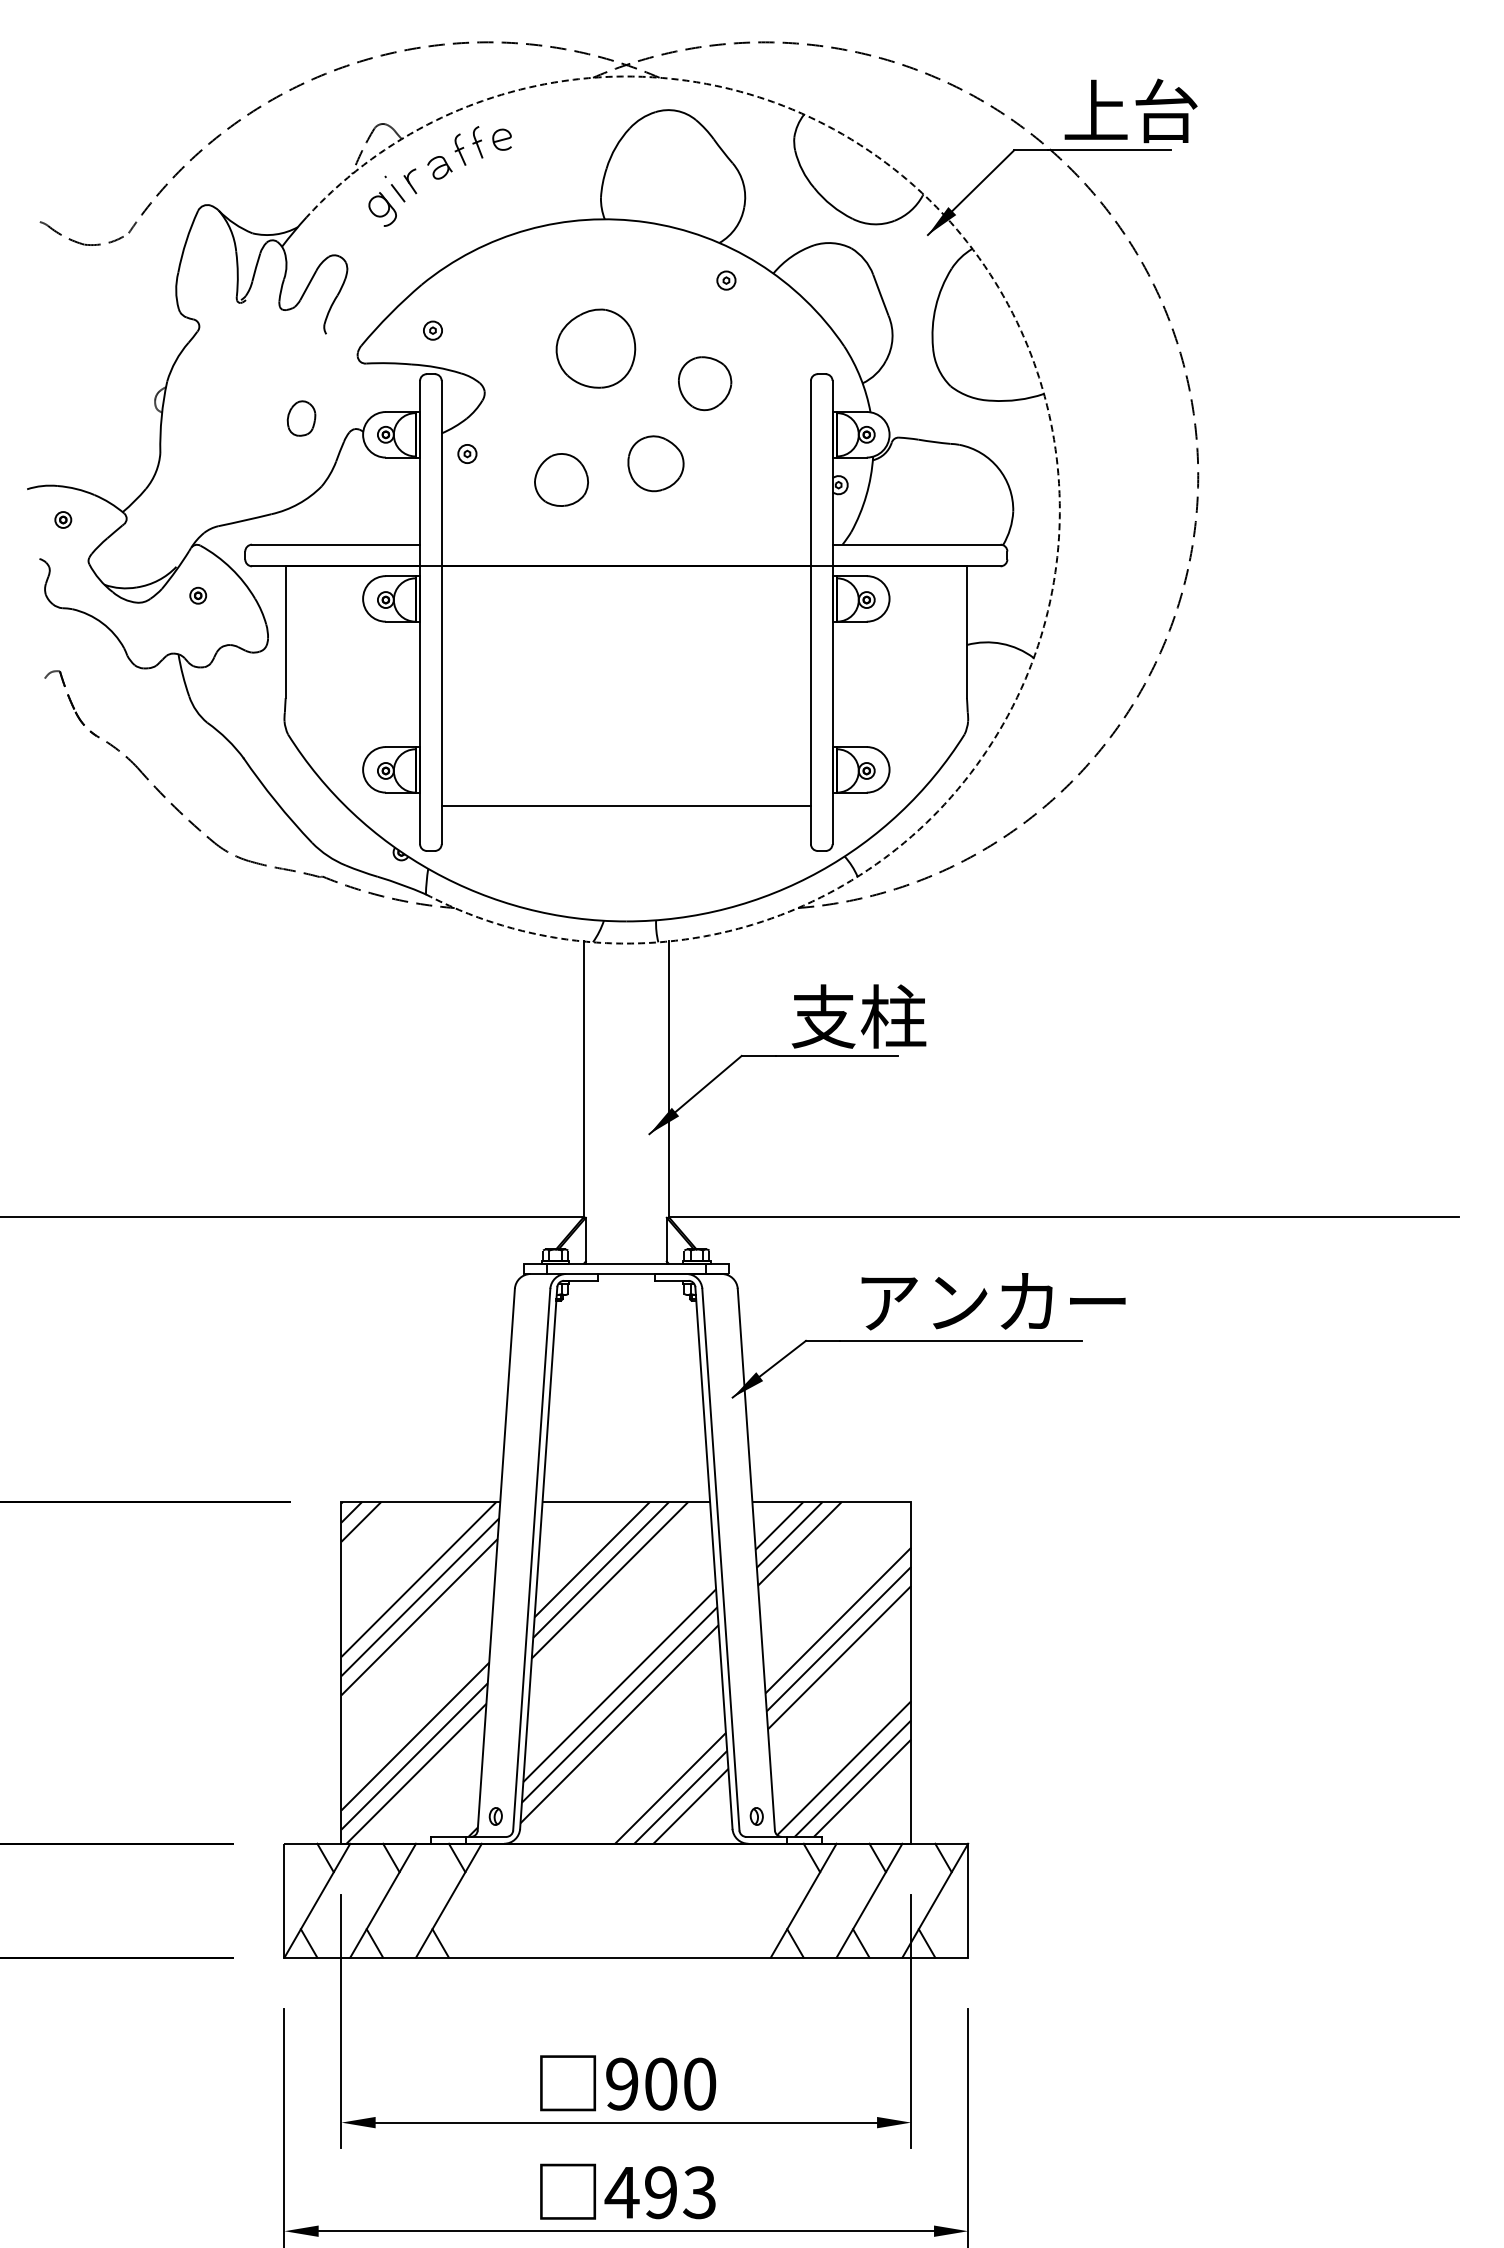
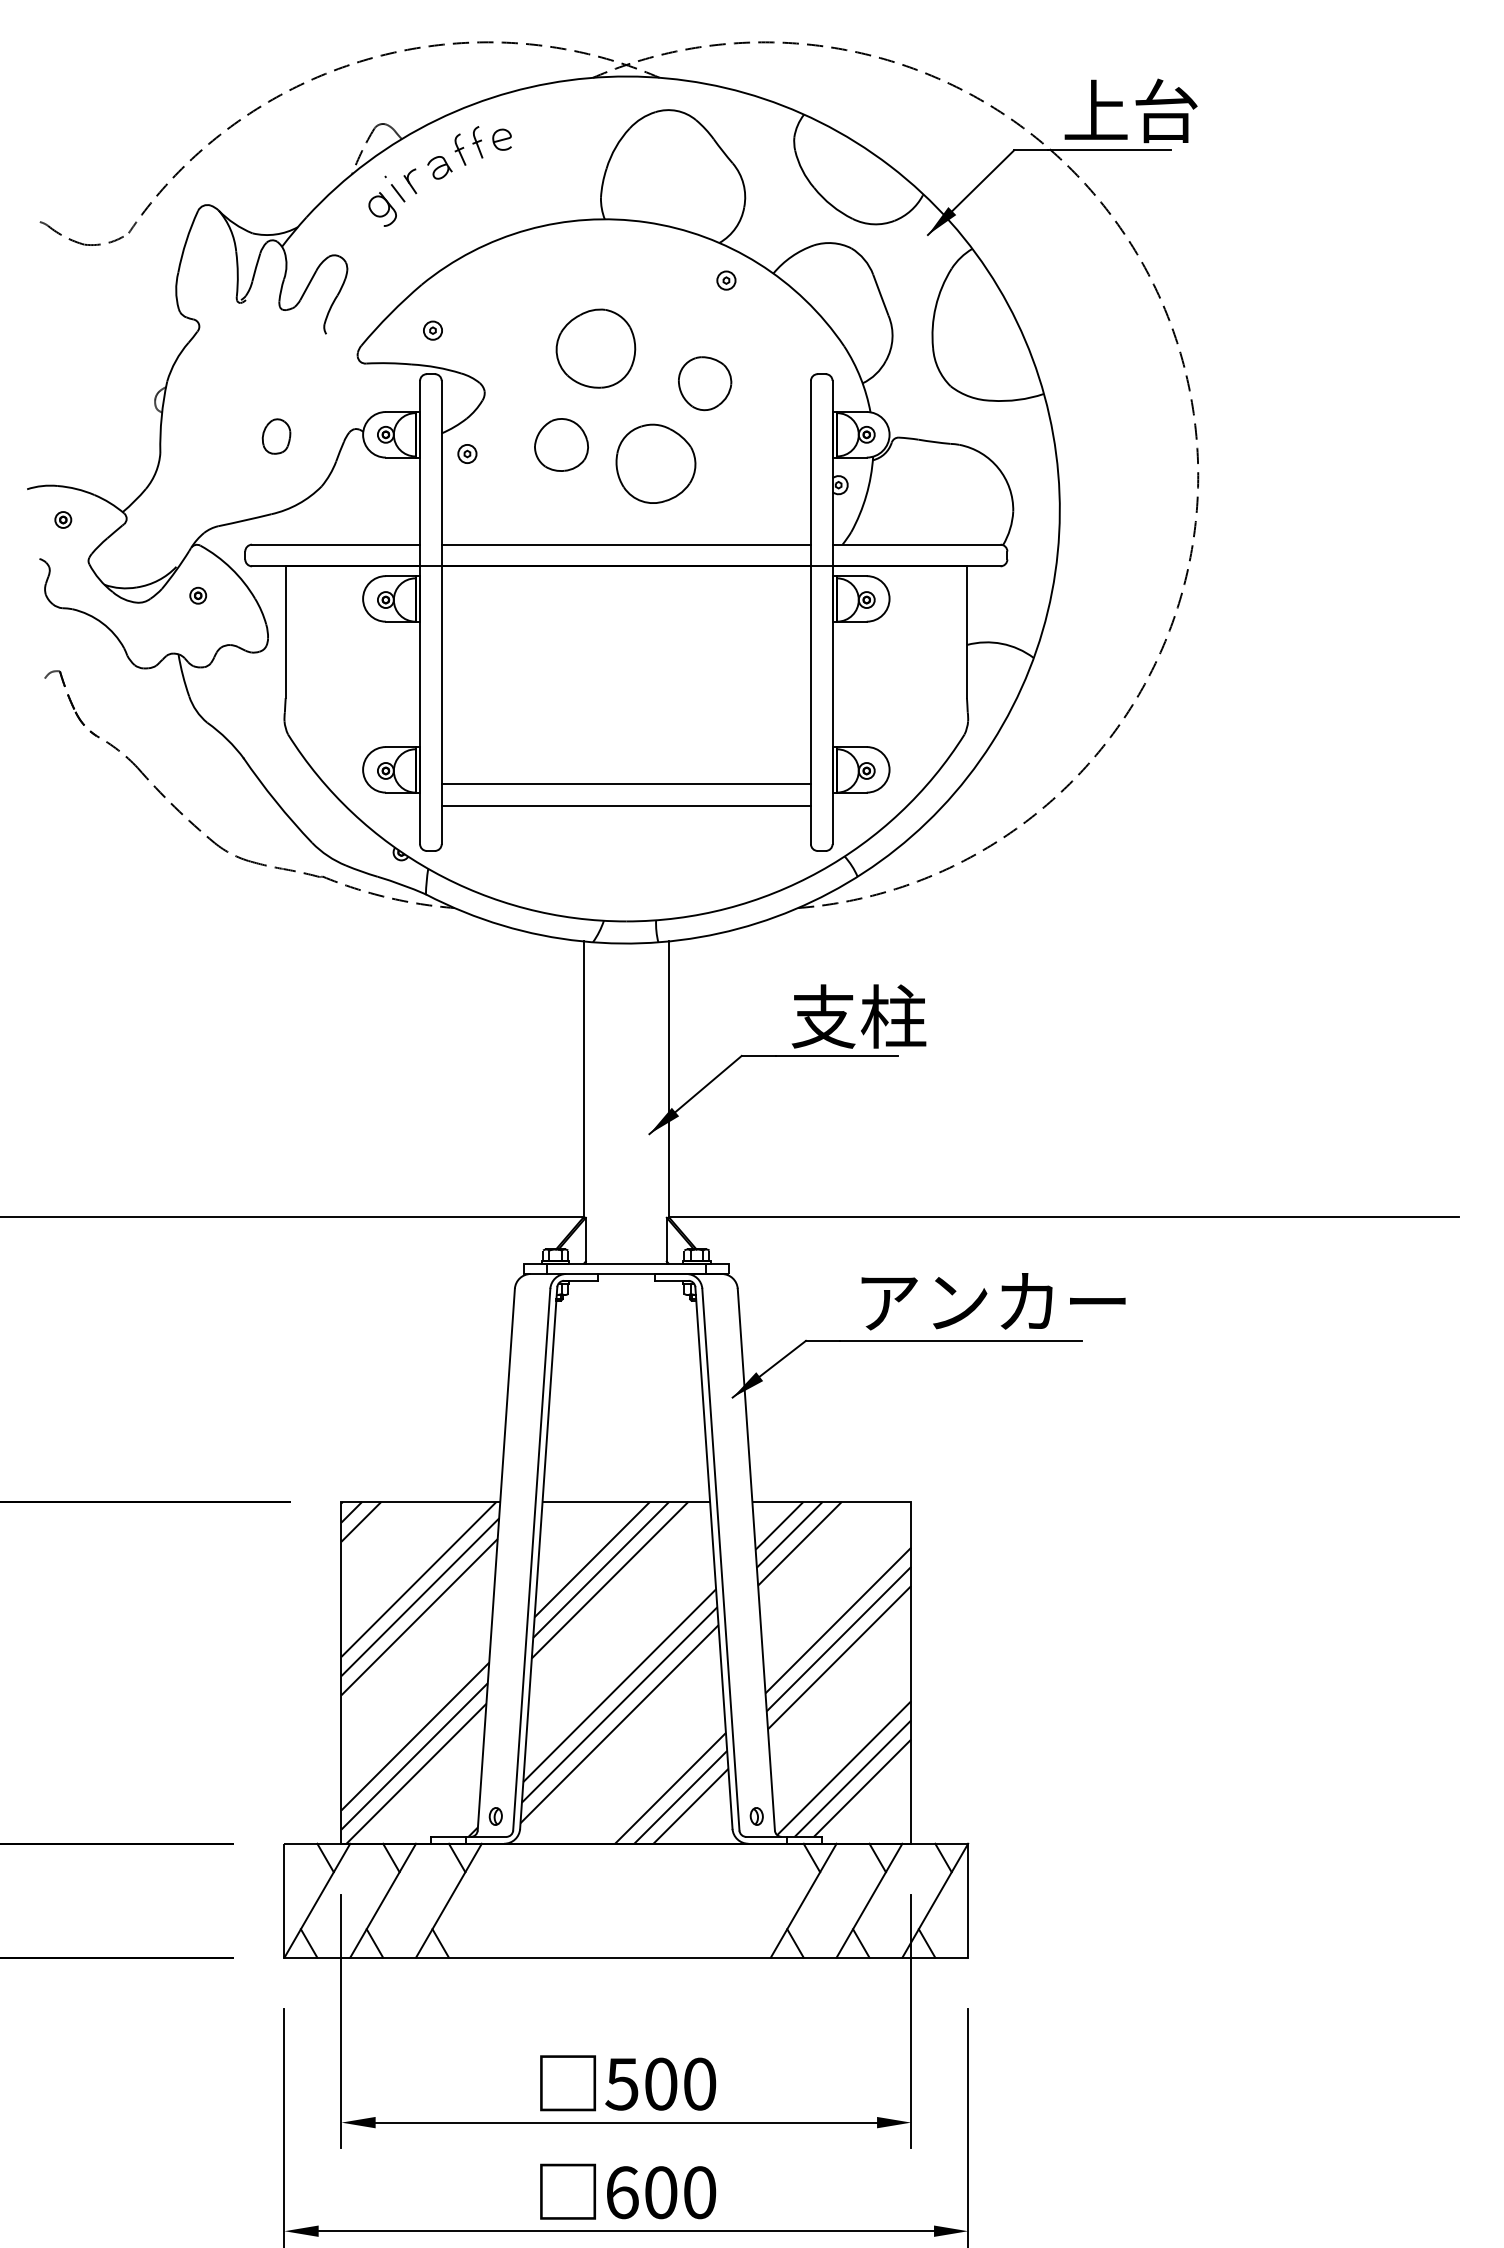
part position: (301, 418) -> (276, 436) (276, 436)
arc: dashed -> solid (1053, 434)
part size: 58x58 px -> 82x81 px (655, 463)
part position: (561, 479) -> (561, 444) (561, 444)
line: none -> present (625, 544)
line: none -> present (625, 783)
text: 900 -> 500 (621, 2083)
text: 493 -> 600 (660, 2192)
